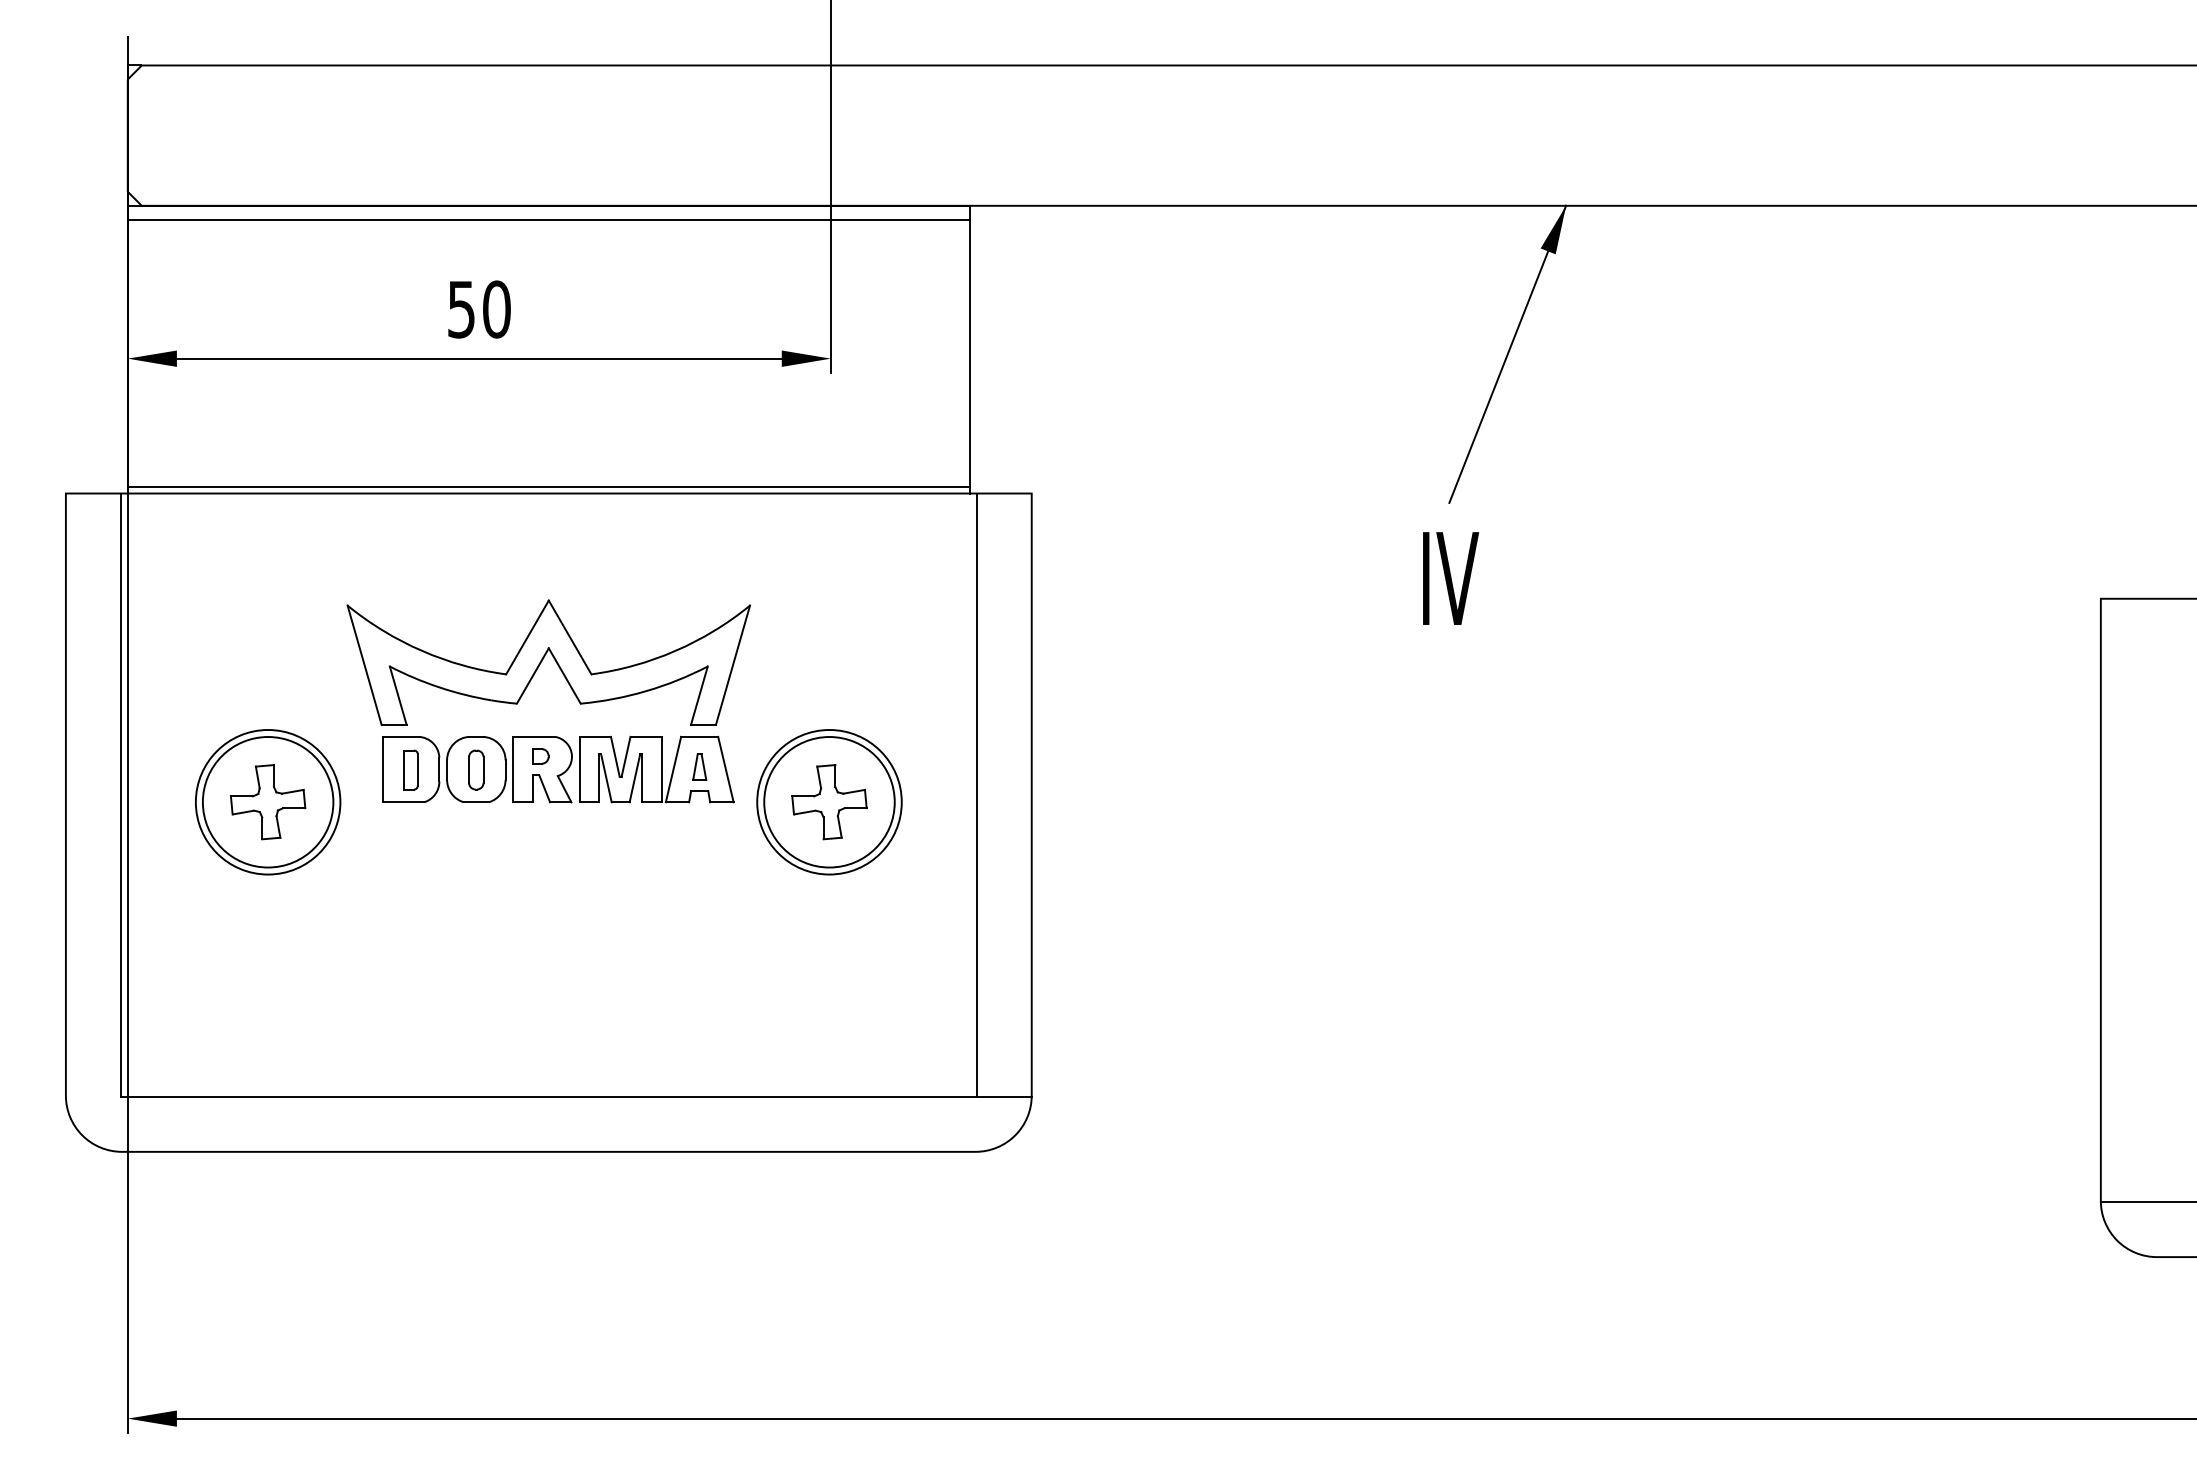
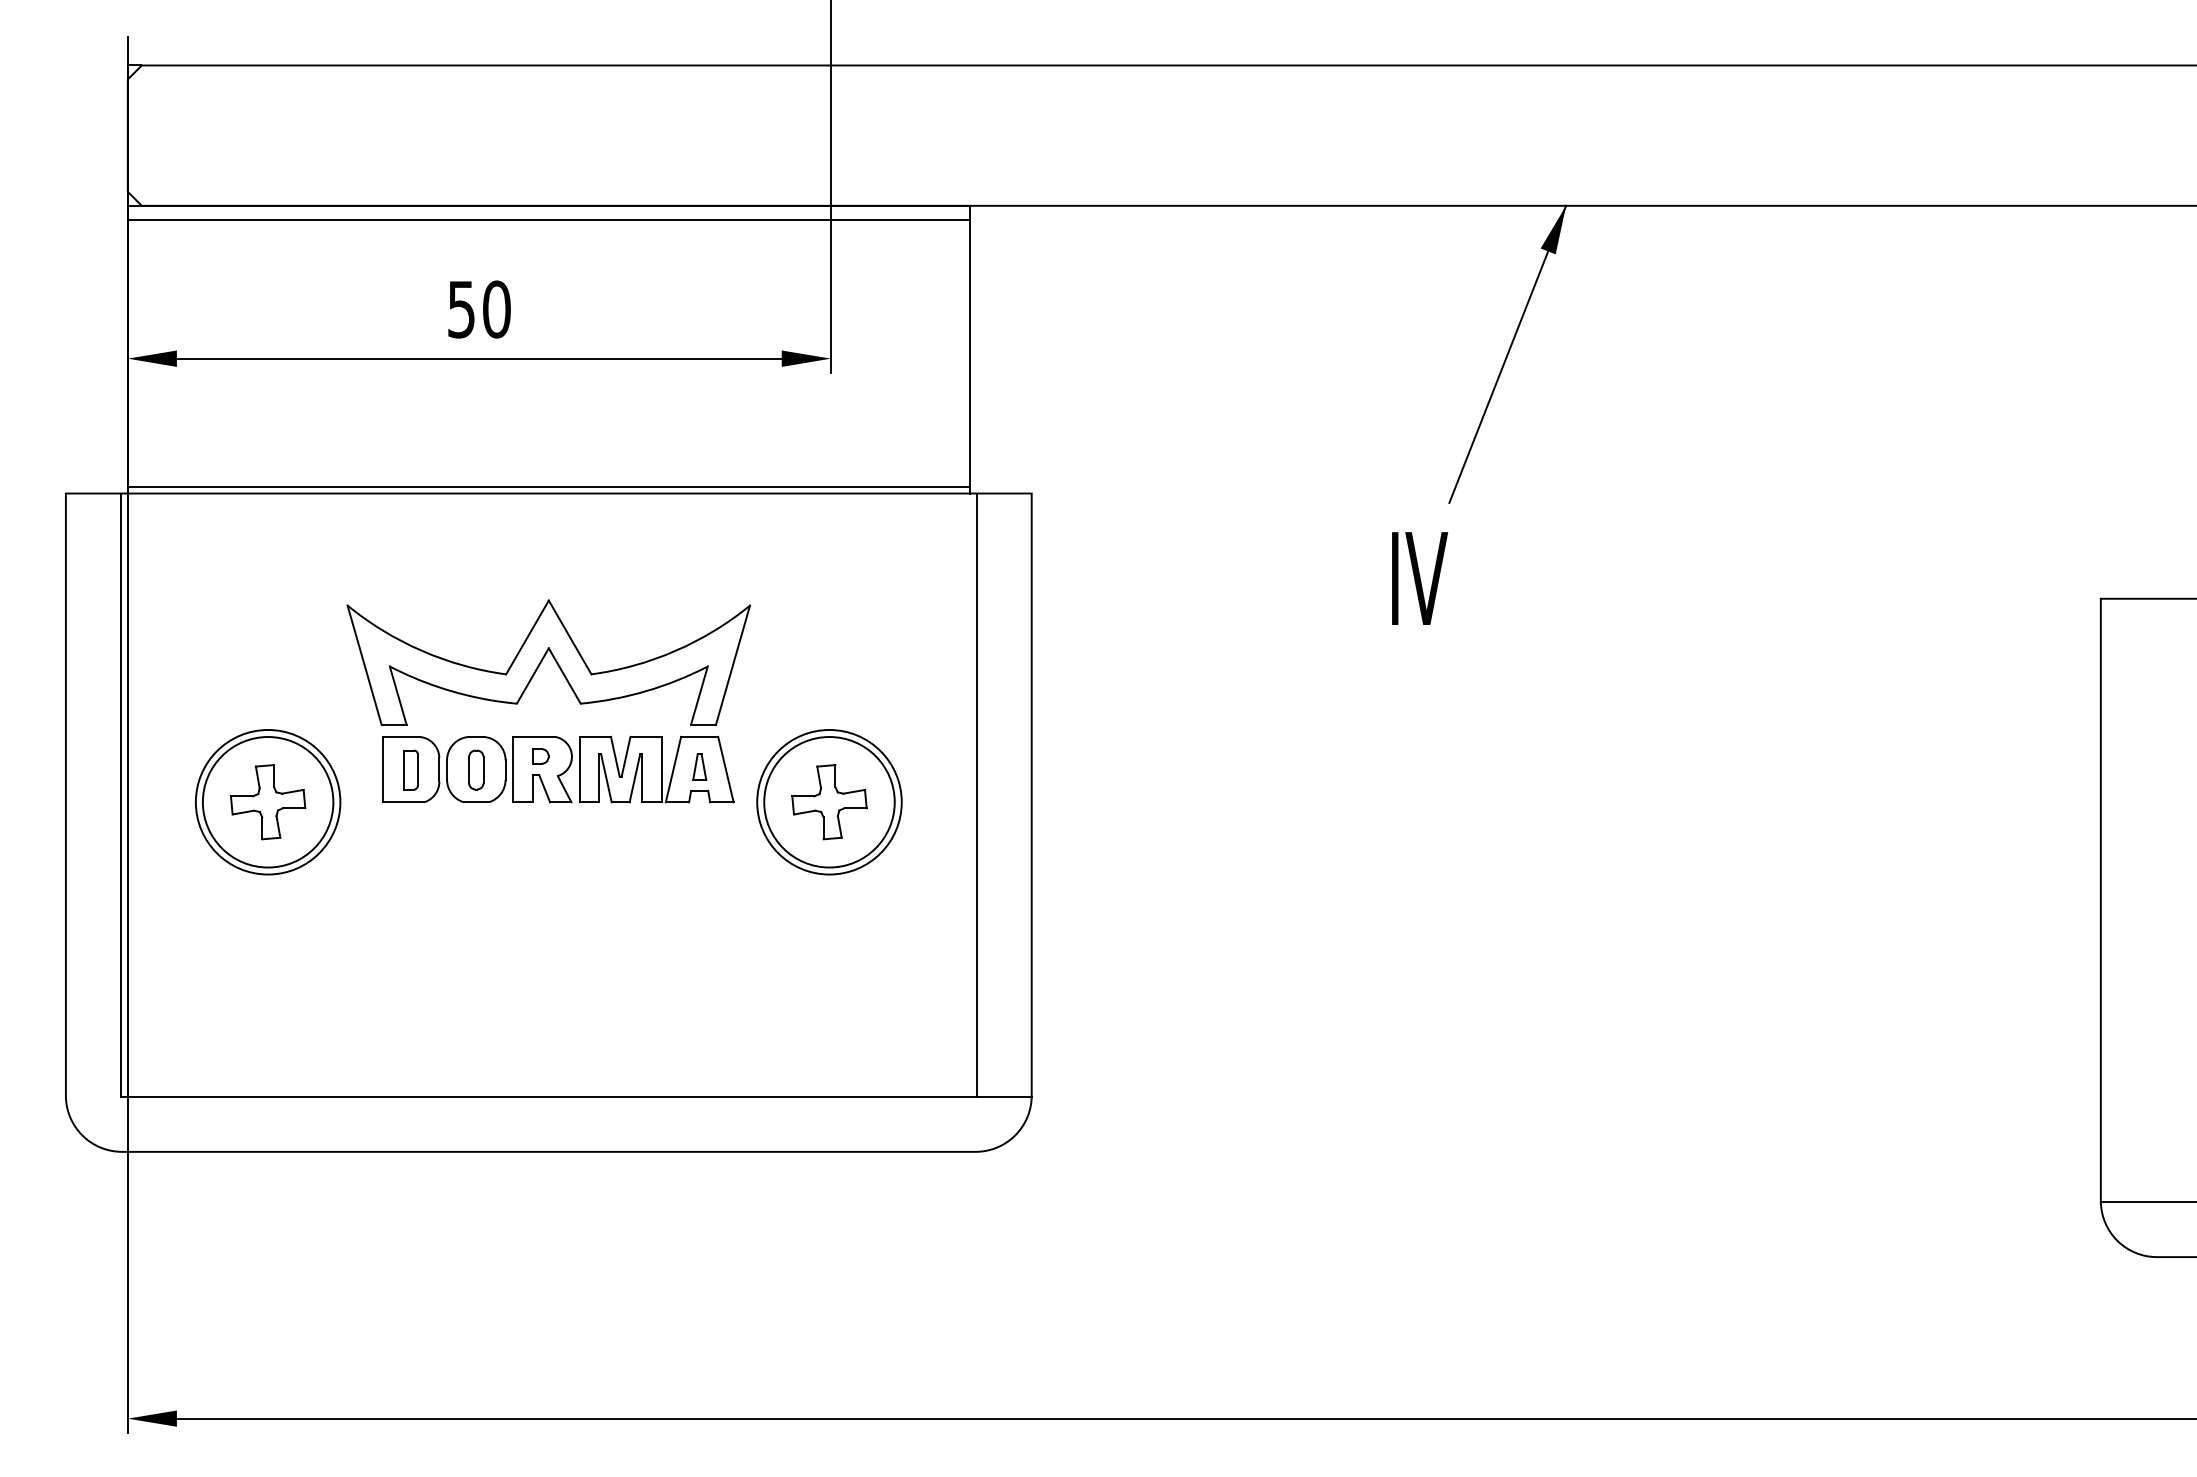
text position: (1451, 578) -> (1420, 578) (1420, 578)
